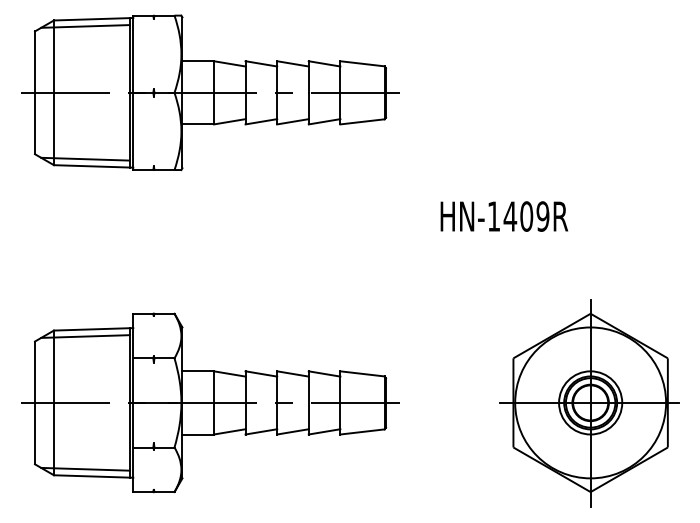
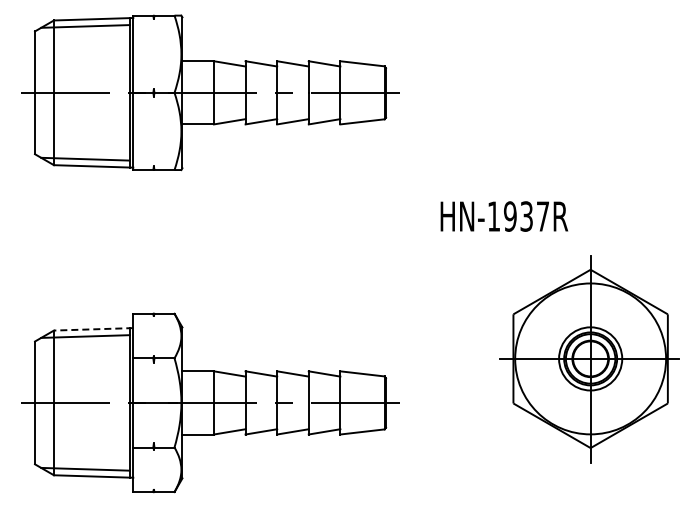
text: HN-1409R -> HN-1937R (526, 216)
line: solid -> dashed (93, 329)
part position: (589, 403) -> (589, 359) (589, 359)
